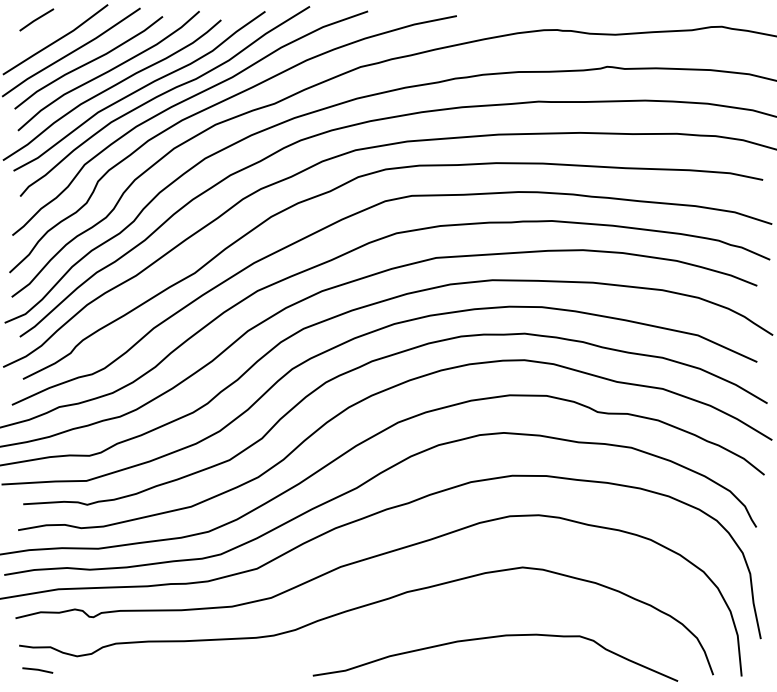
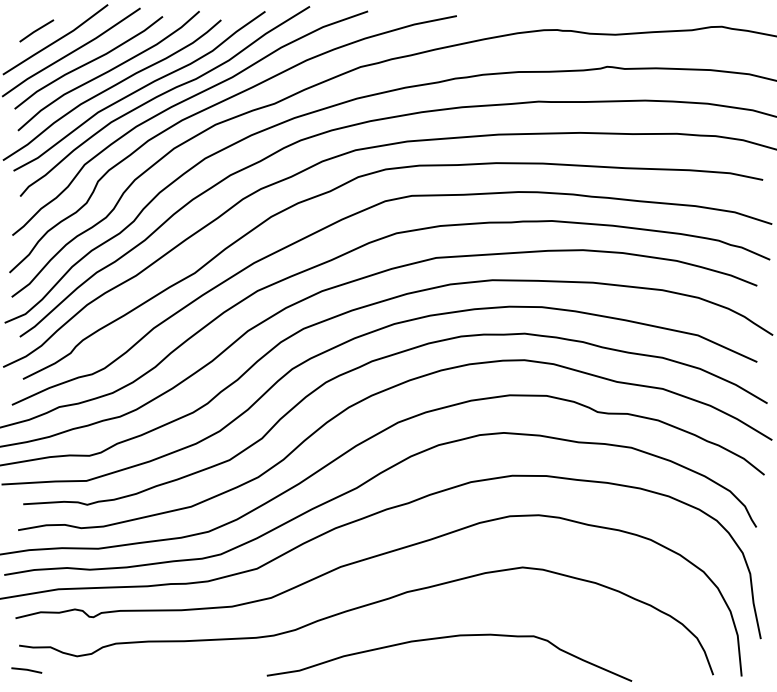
line position: (36, 19) -> (36, 30) (36, 30)
curve position: (491, 638) -> (445, 638) (445, 638)
line position: (37, 670) -> (26, 670) (26, 670)
